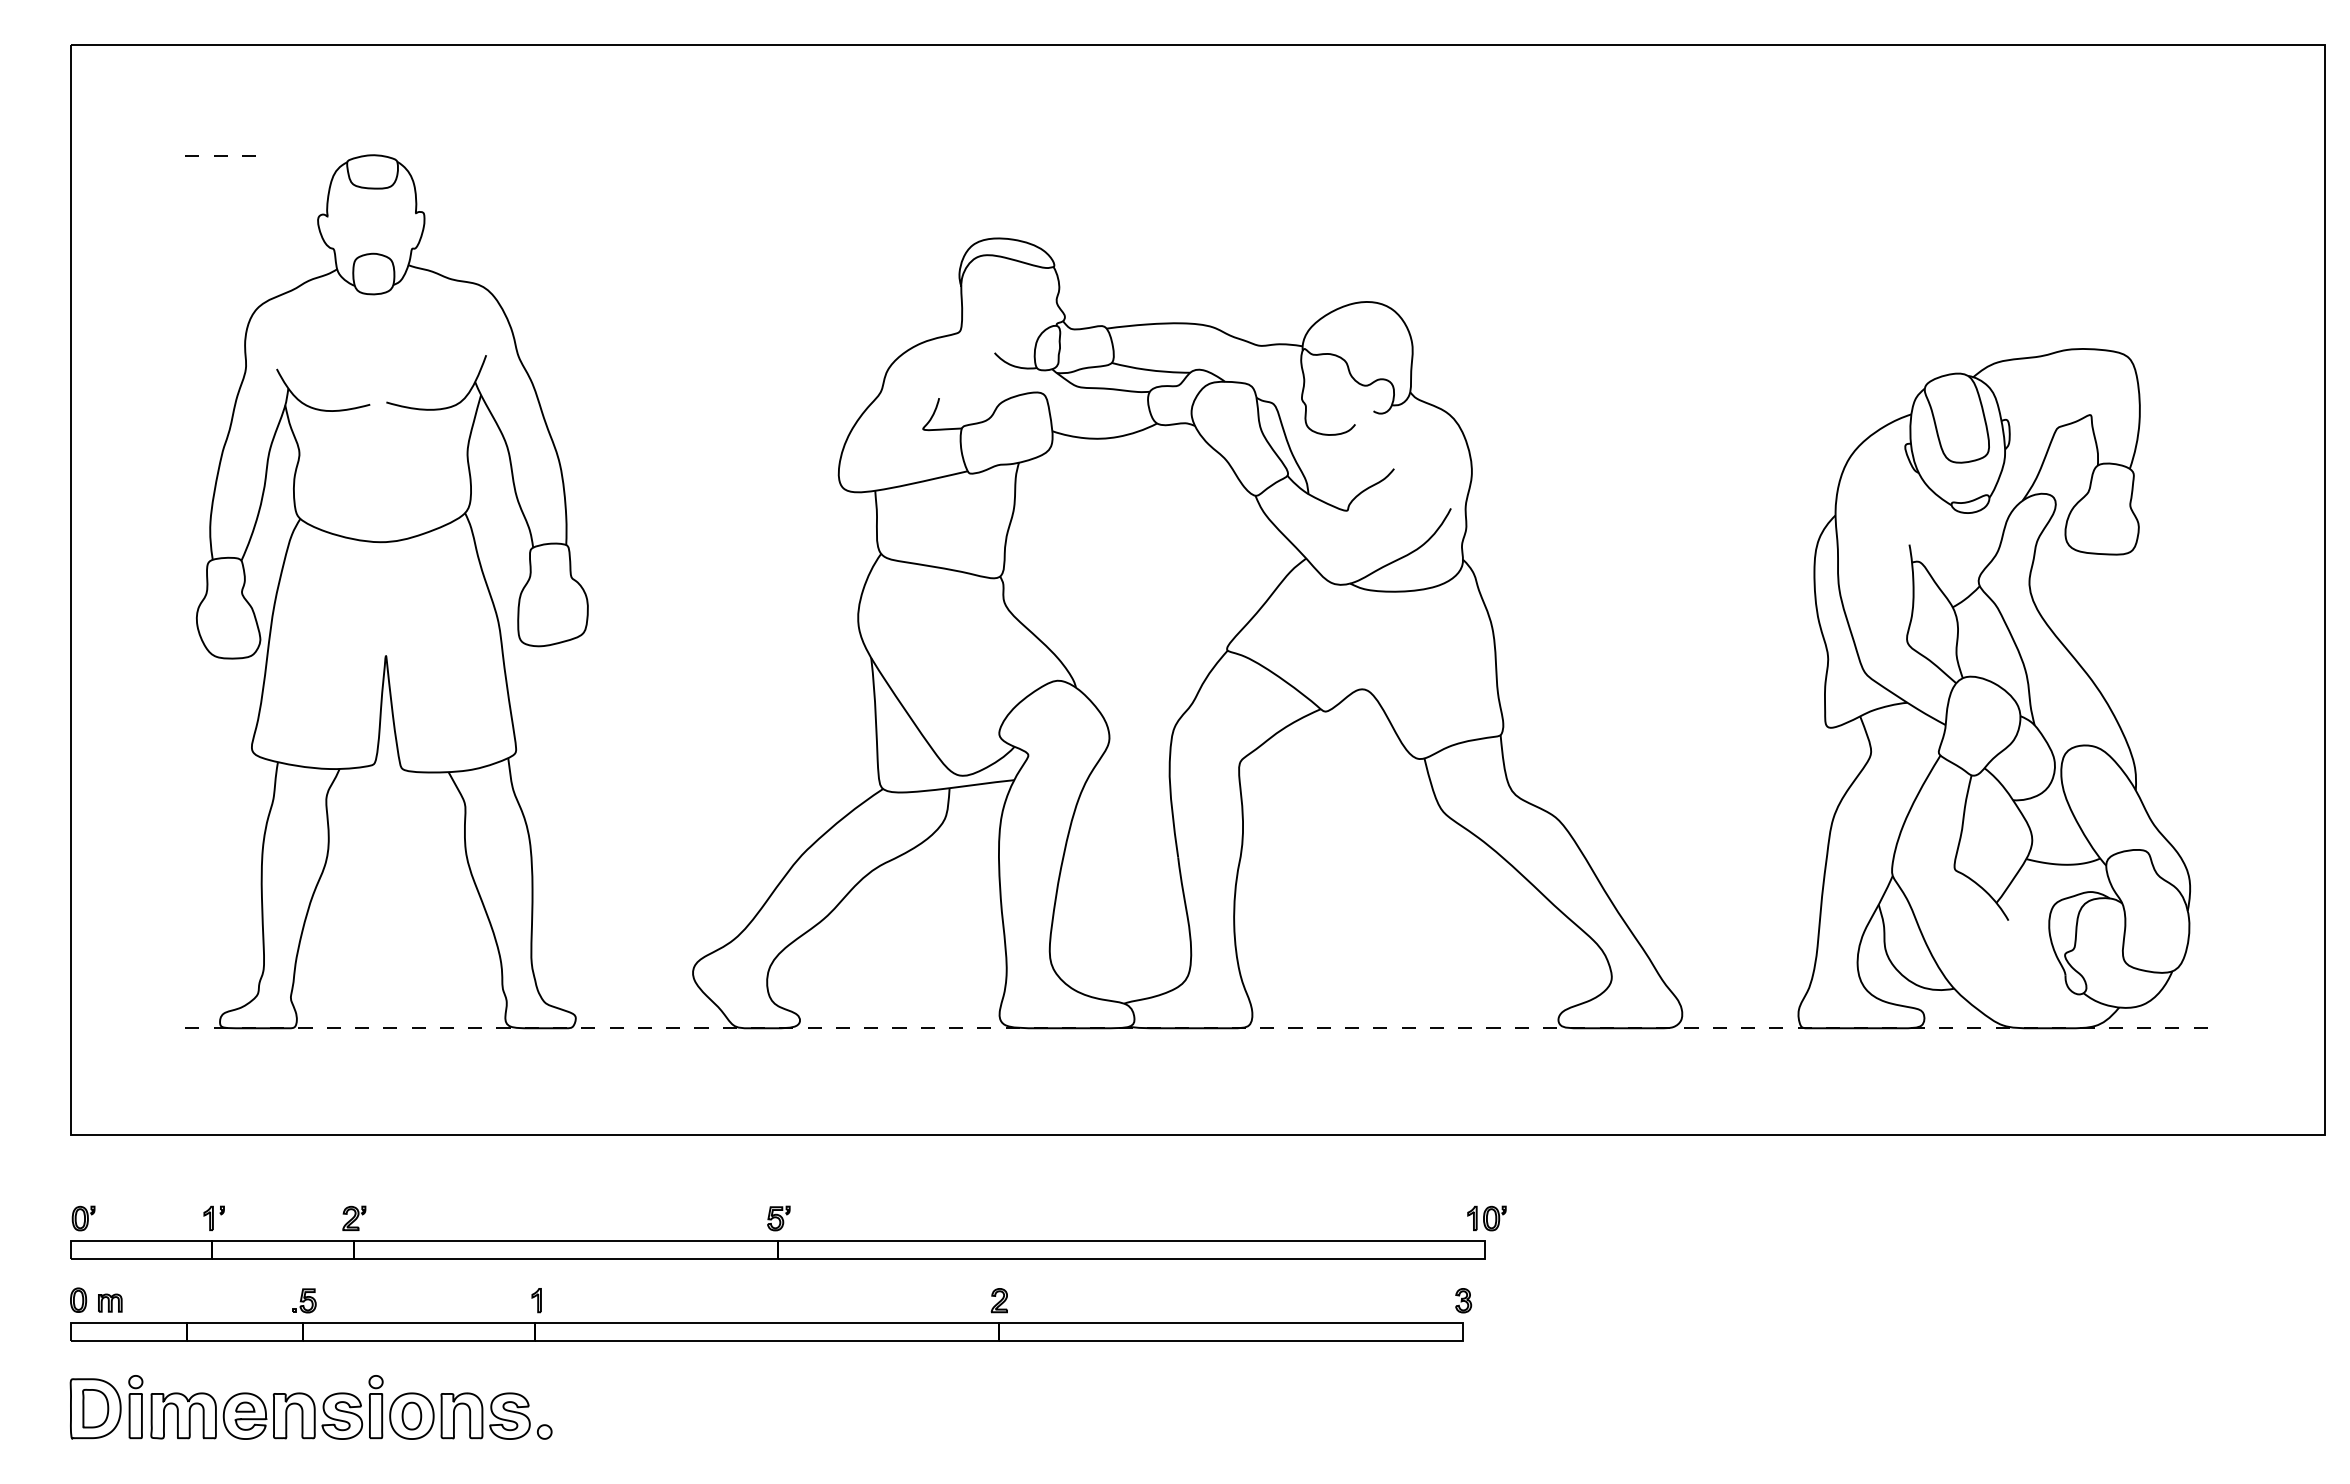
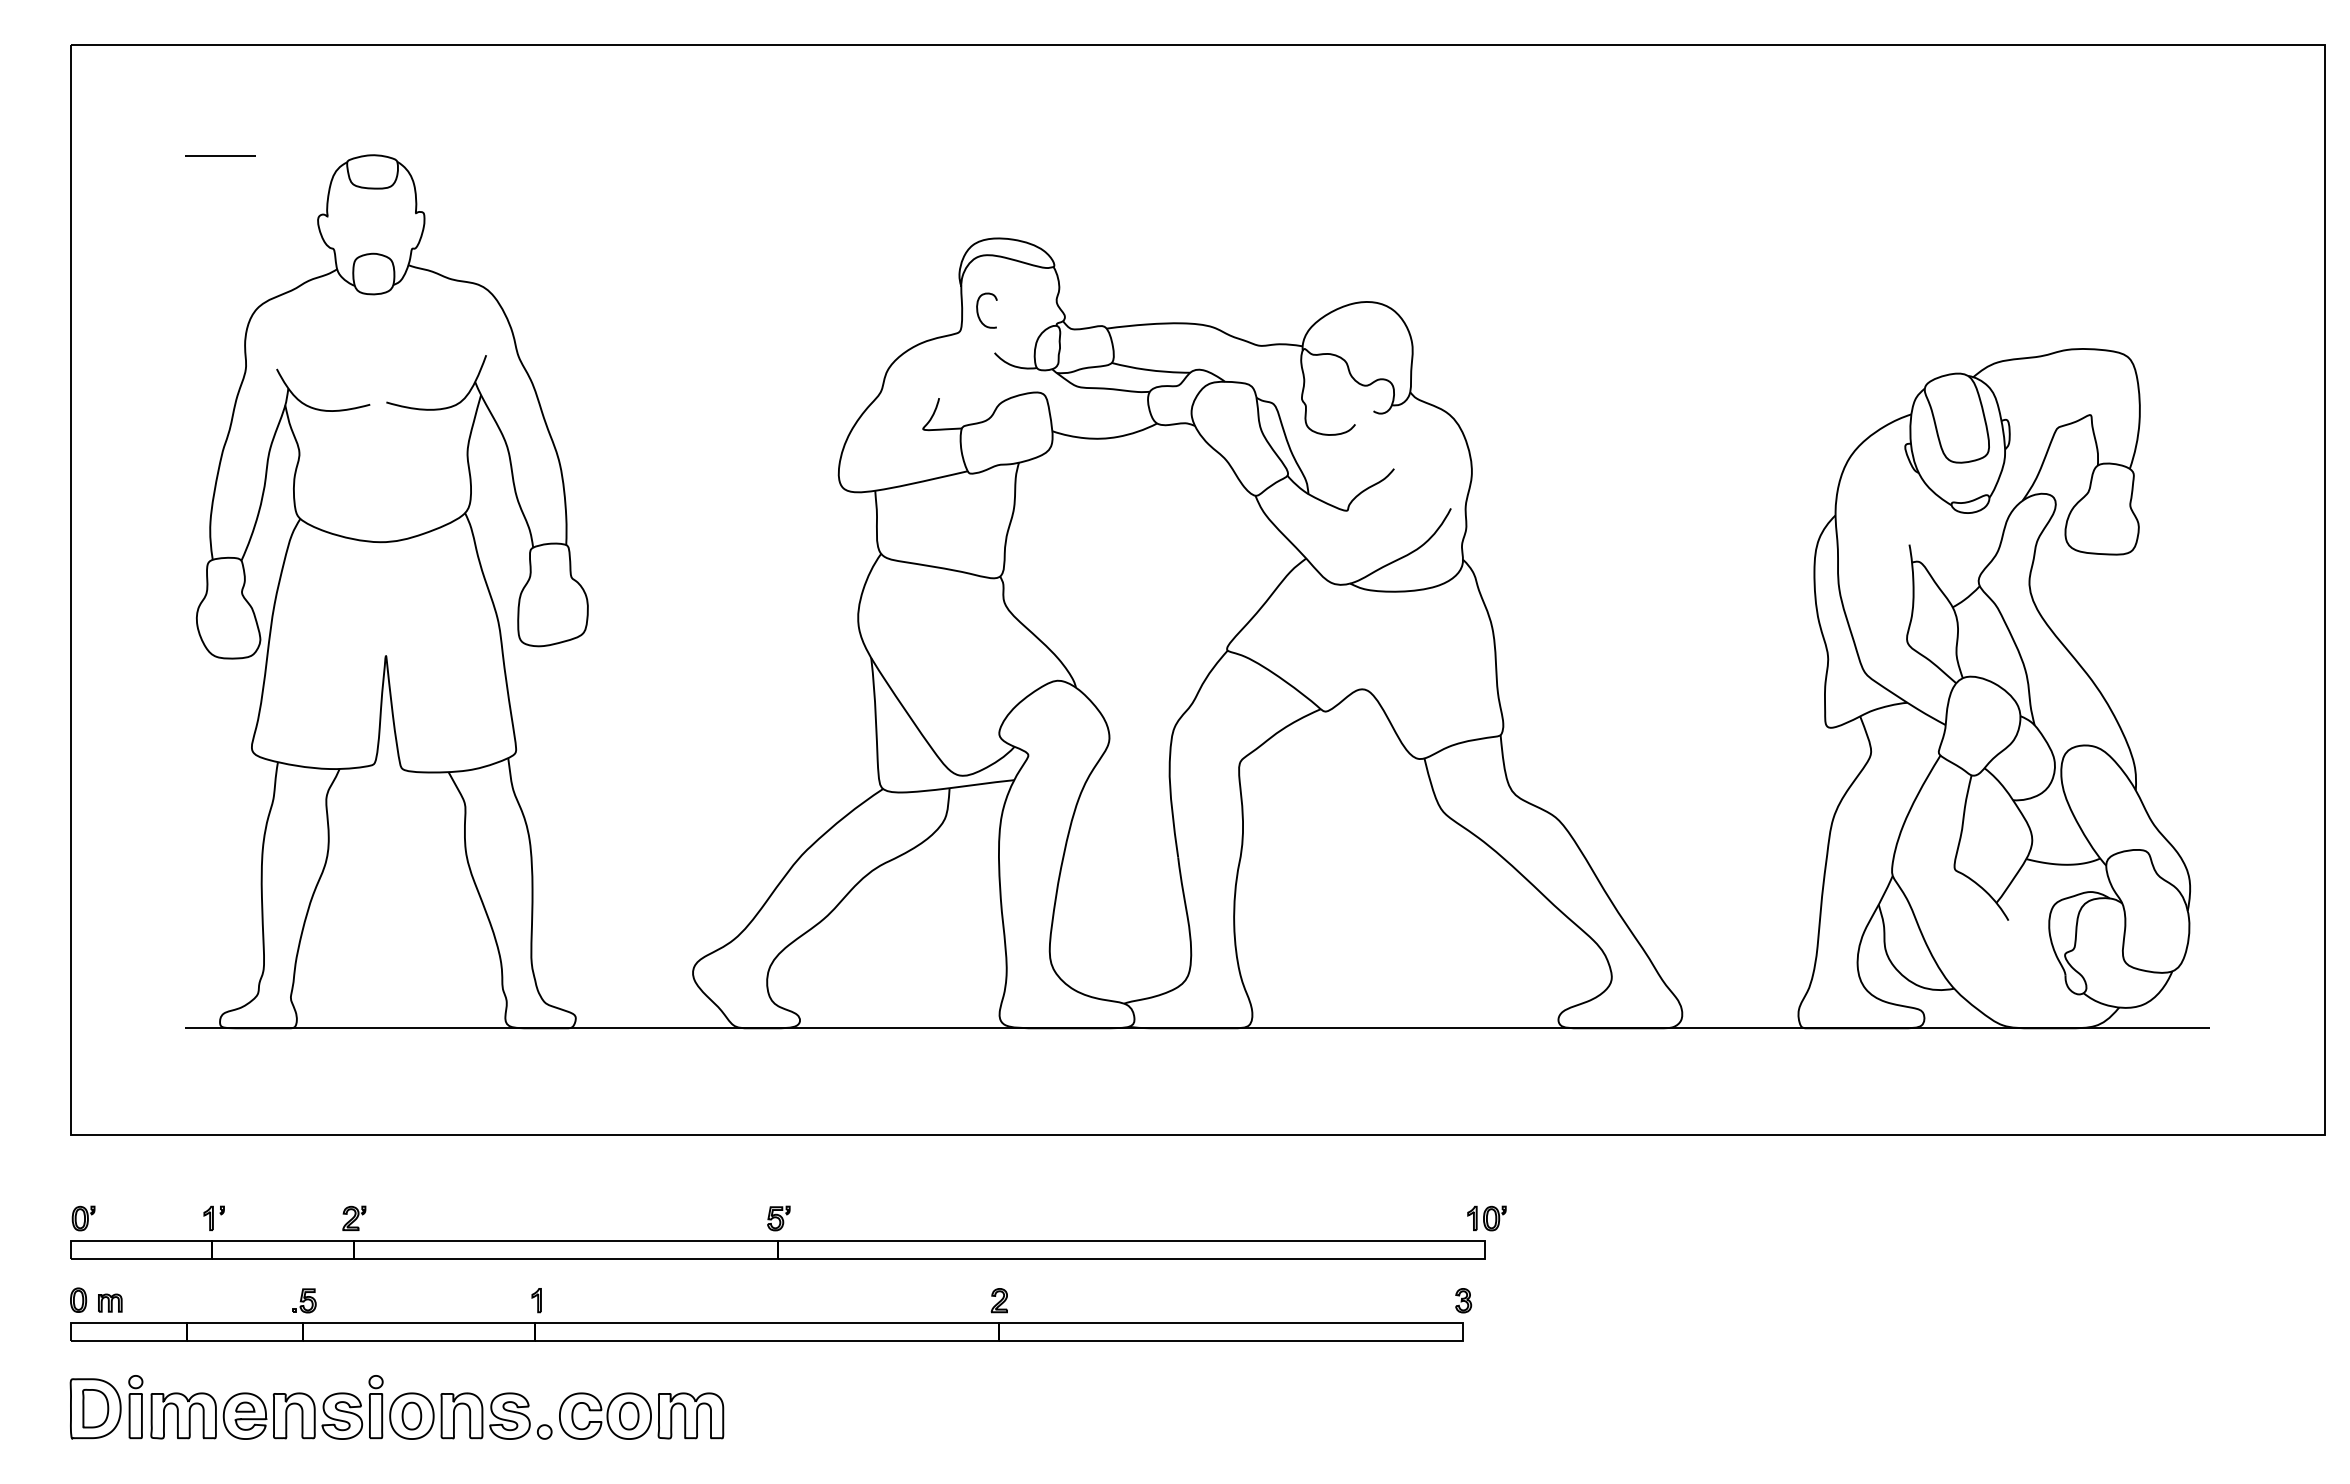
line: dashed -> solid (221, 156)
curve: none -> present (978, 310)
line: dashed -> solid (1197, 1028)
part: none -> present (641, 1415)
